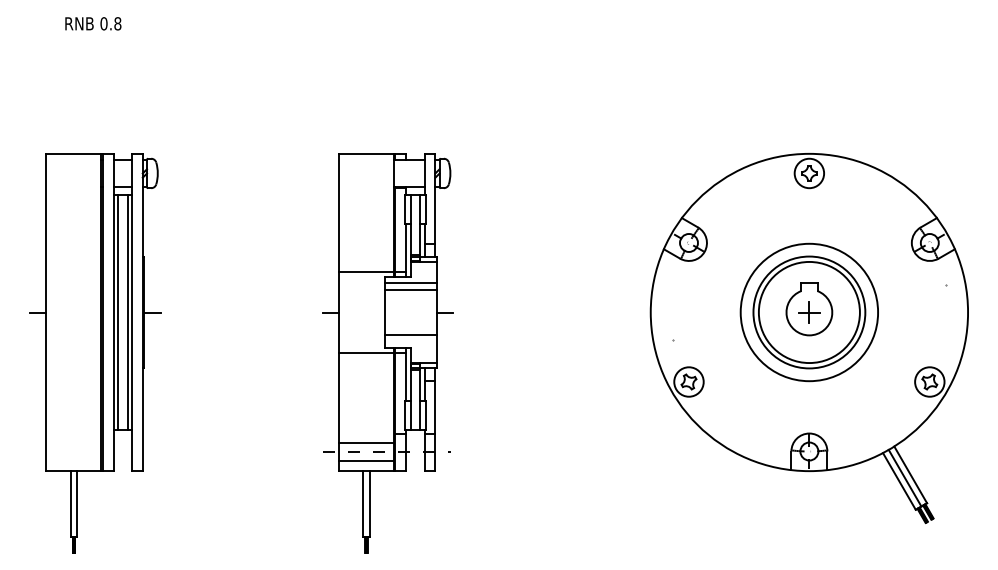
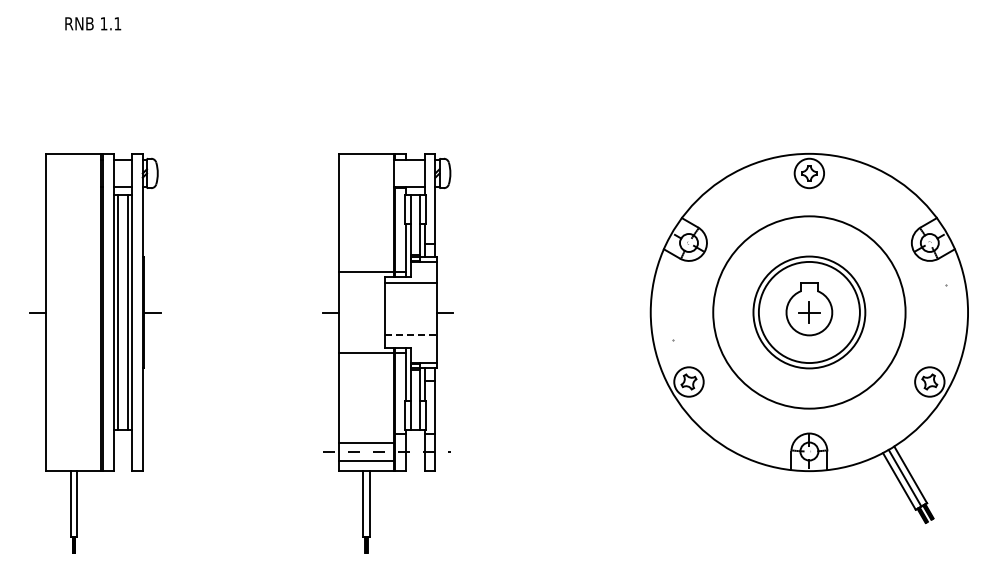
text: 0.8 -> 1.1 (110, 23)
line: present -> none (410, 289)
circle diameter: 137 px -> 192 px (809, 312)
line: solid -> dashed (411, 335)
